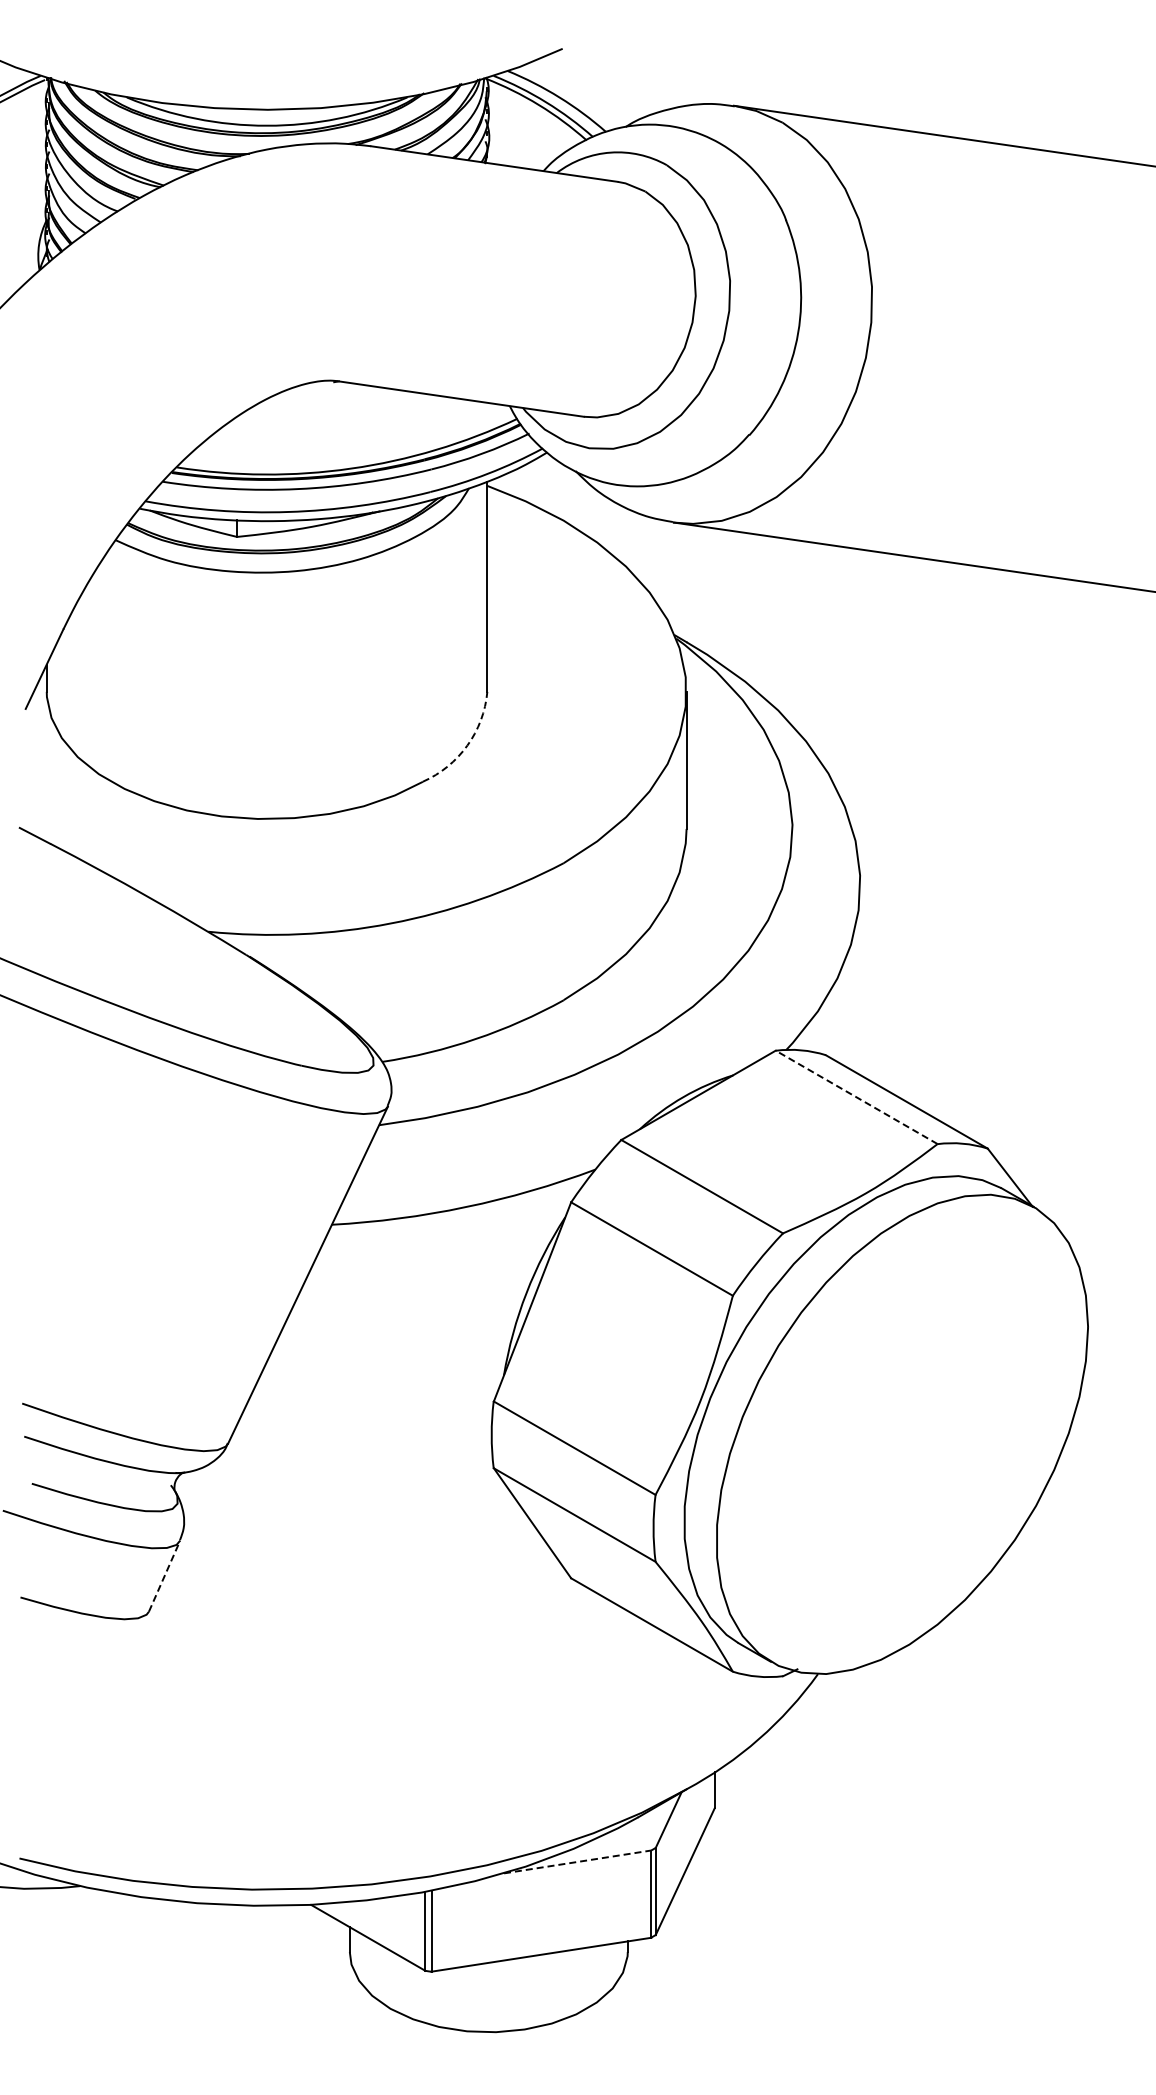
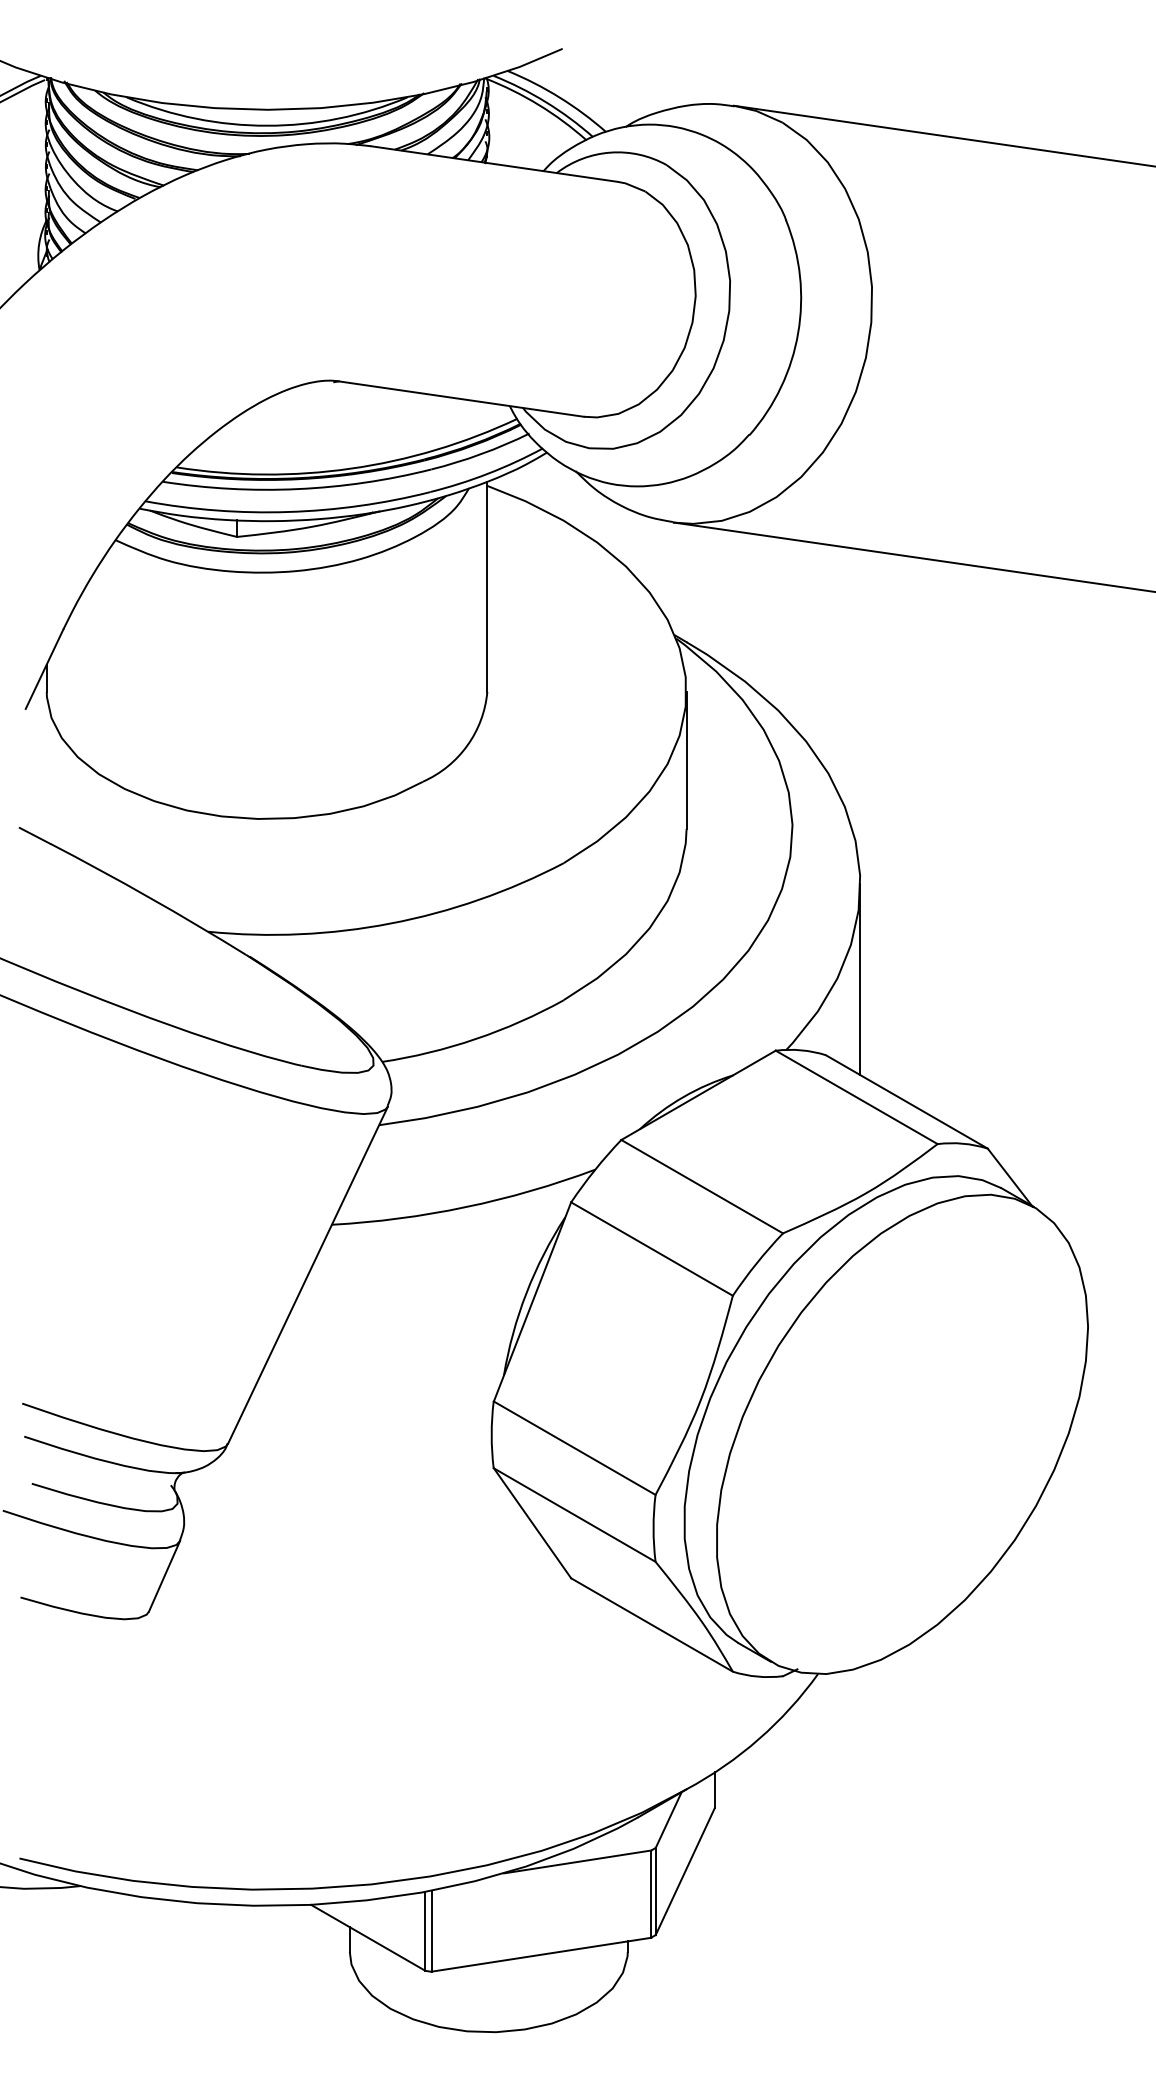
arc: dashed -> solid (467, 745)
line: none -> present (860, 979)
line: dashed -> solid (856, 1097)
line: dashed -> solid (164, 1576)
line: dashed -> solid (577, 1861)
